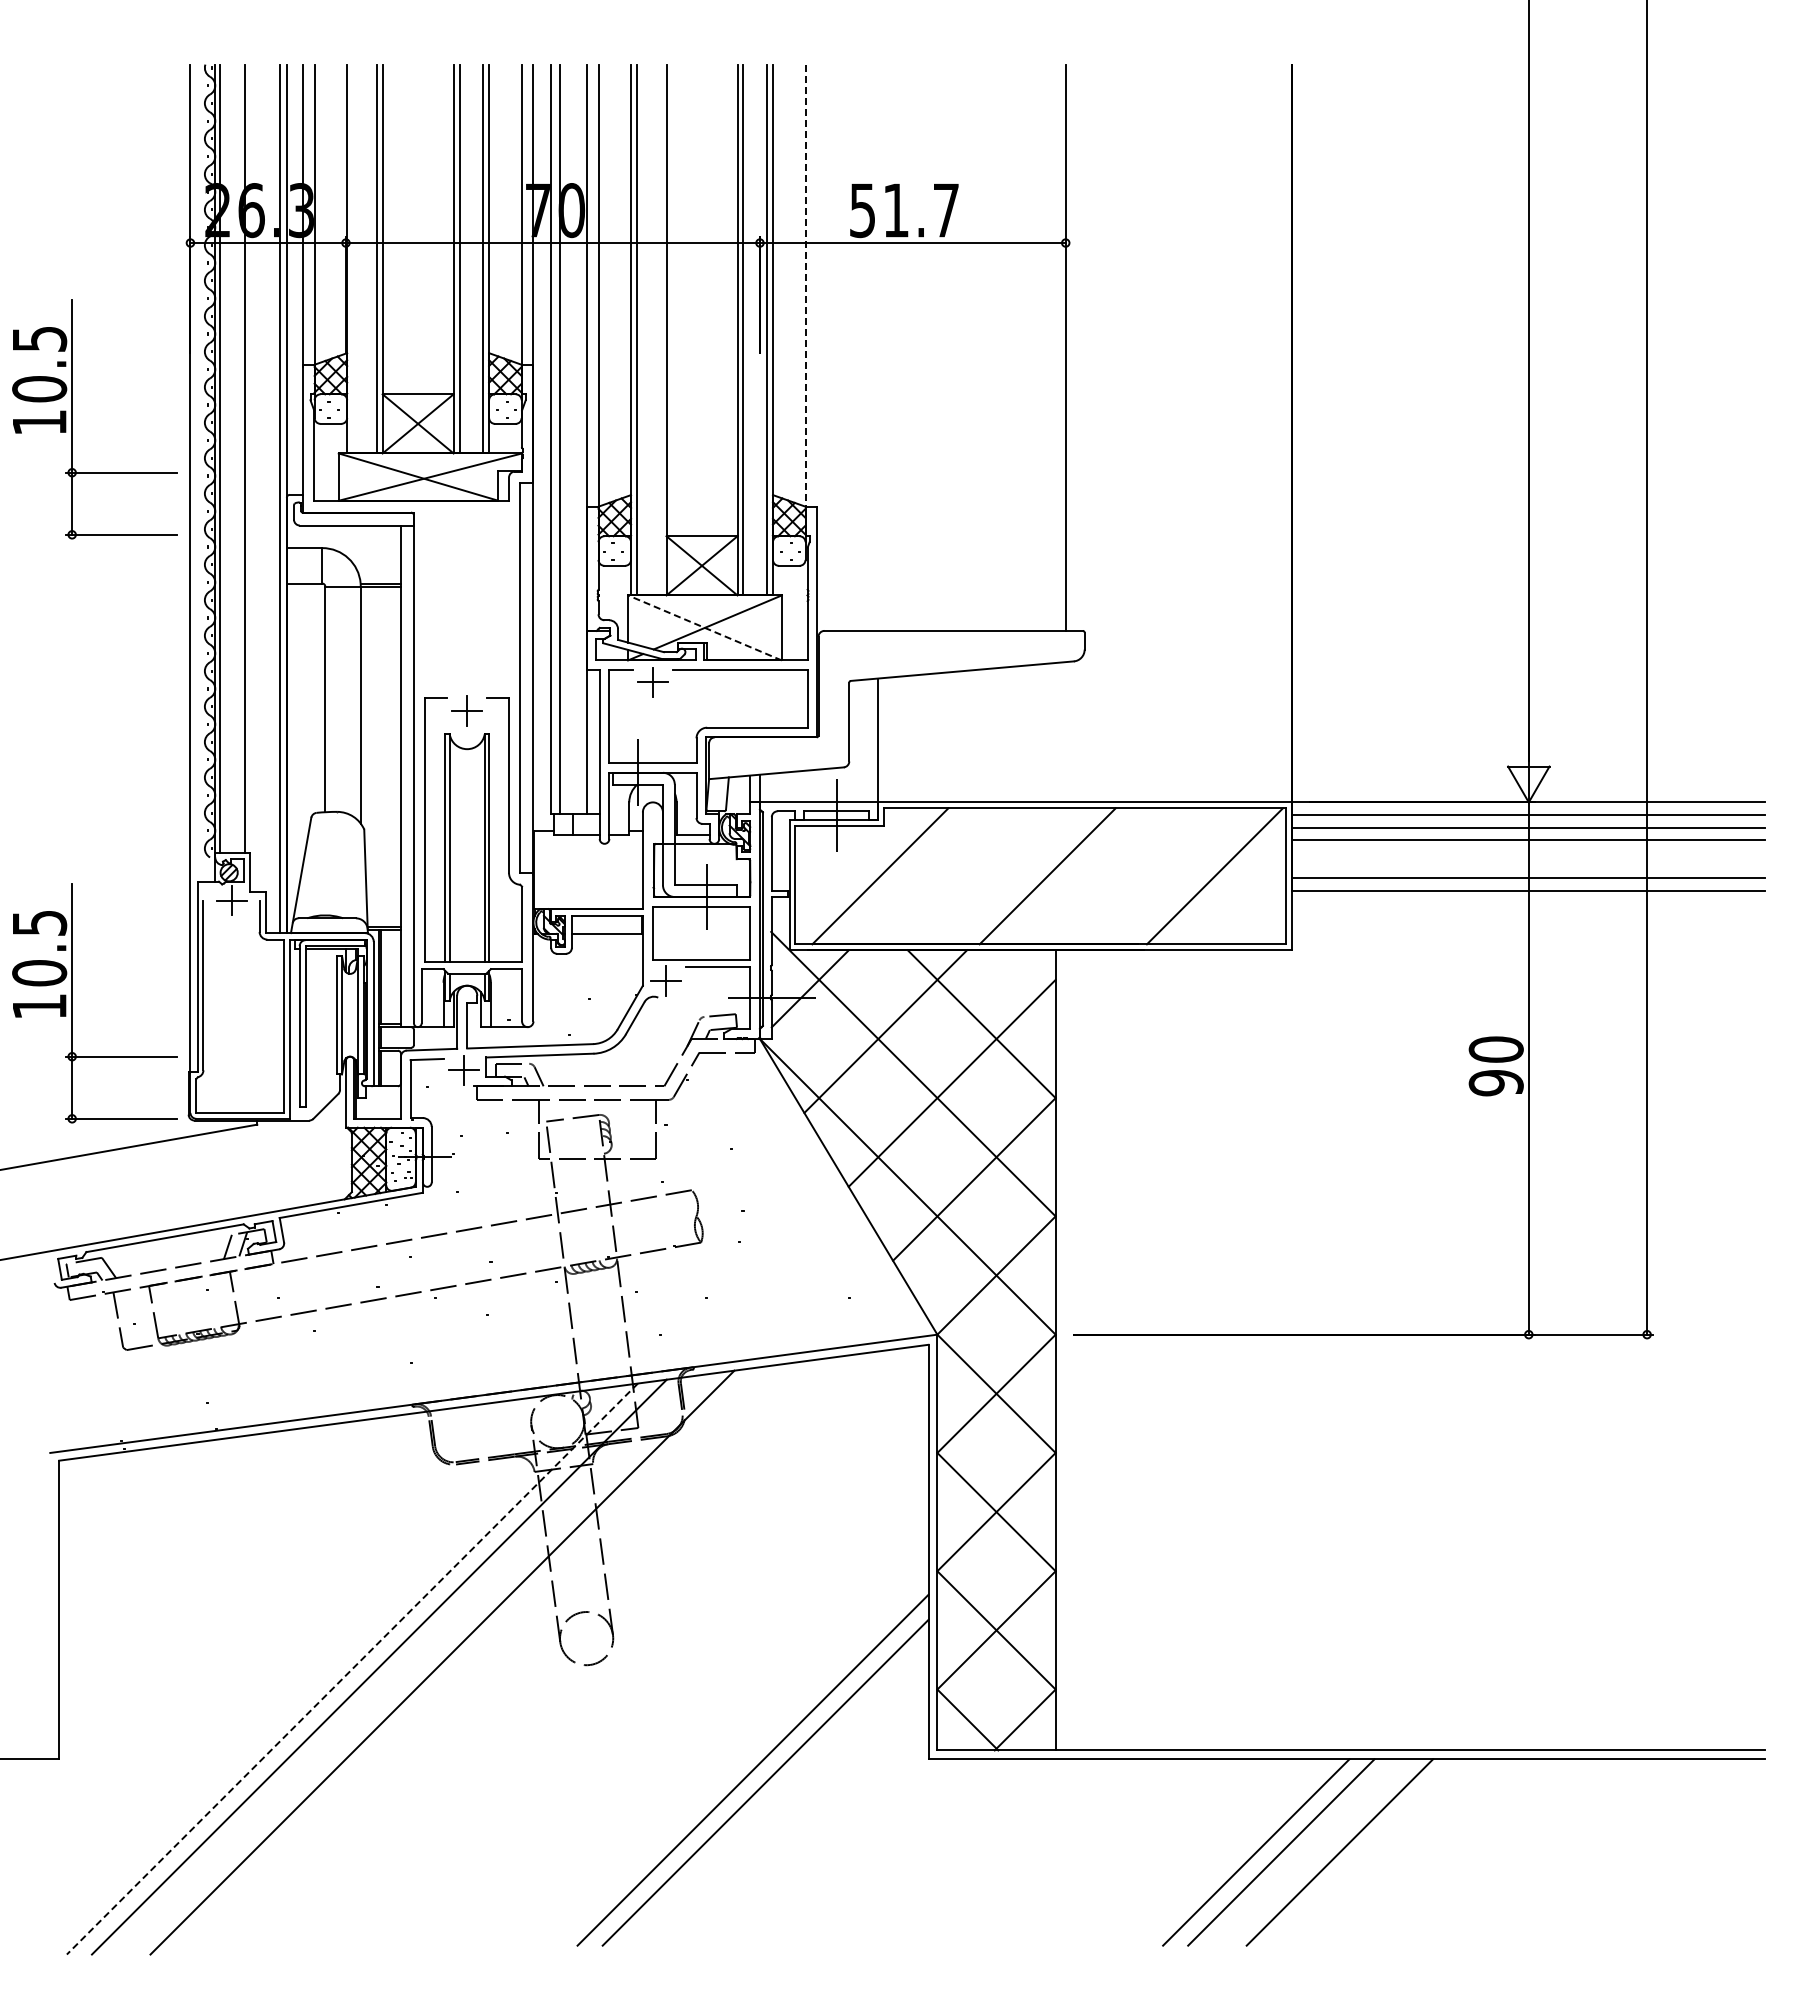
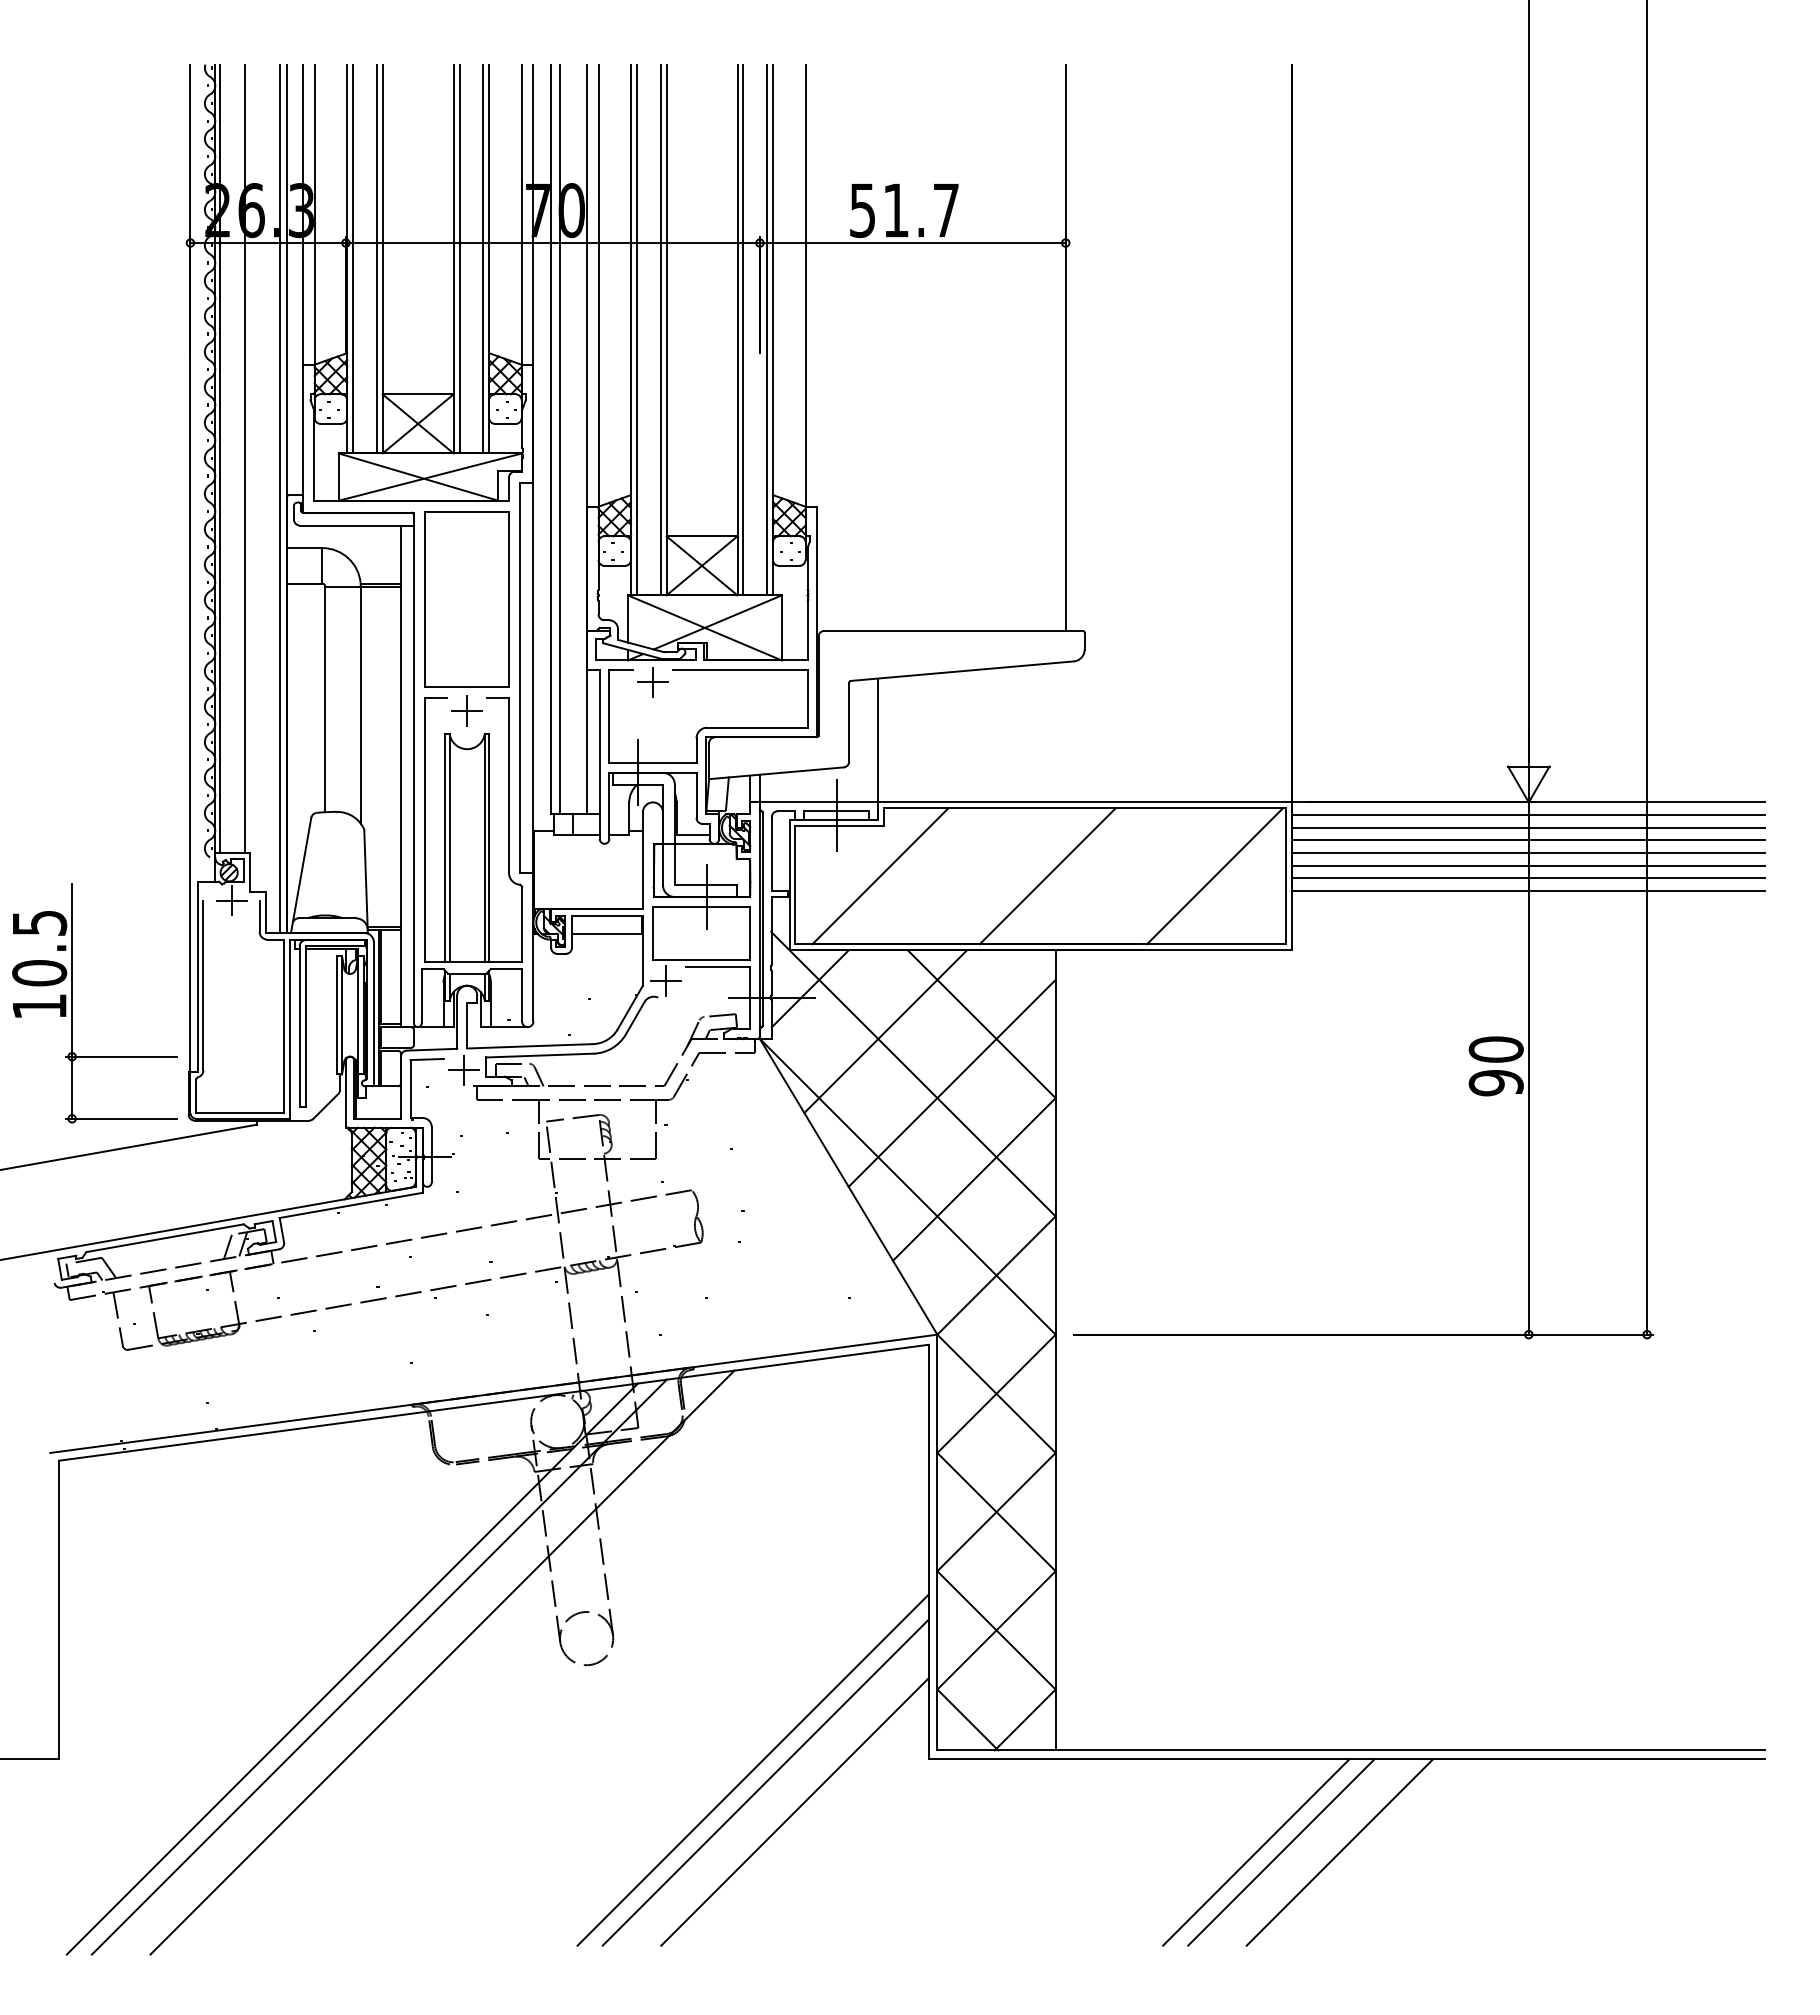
line: none -> present (353, 258)
line: dashed -> solid (805, 287)
line: none -> present (660, 329)
part: present -> none (72, 419)
part: none -> present (466, 599)
line: dashed -> solid (704, 627)
line: none -> present (1528, 853)
line: none -> present (1528, 865)
line: dashed -> solid (352, 1669)
line: none -> present (794, 1811)
